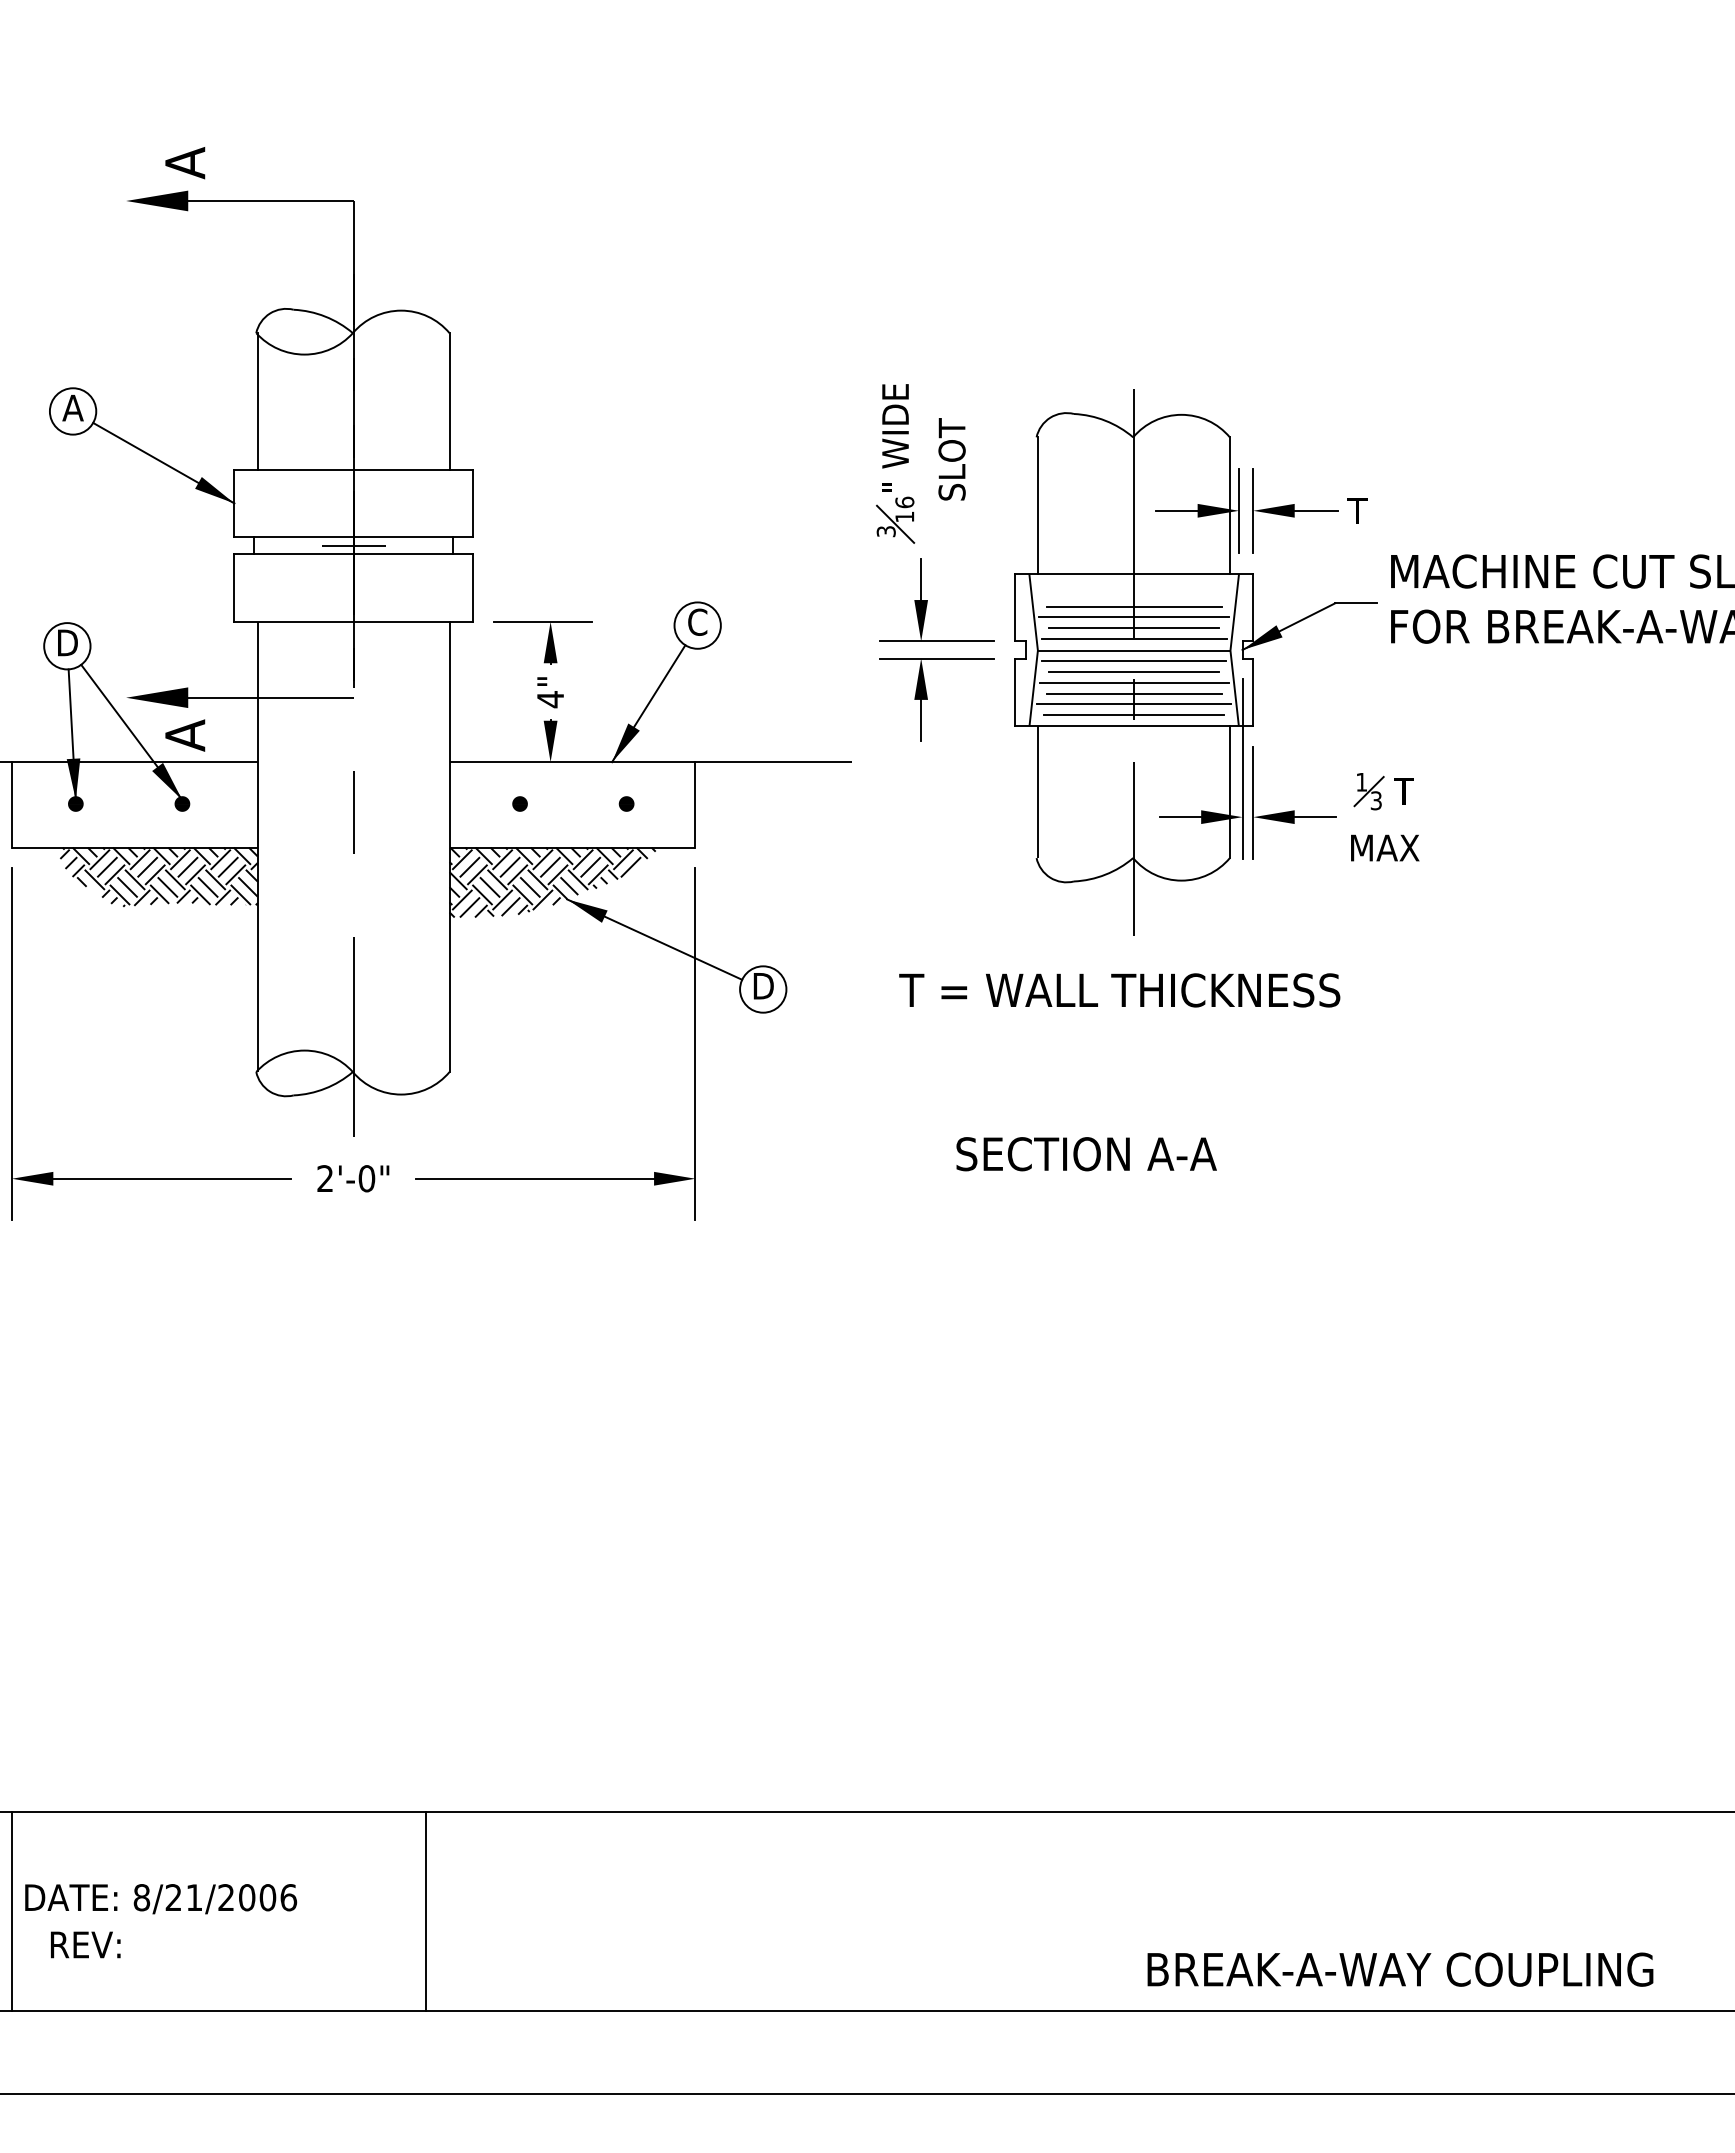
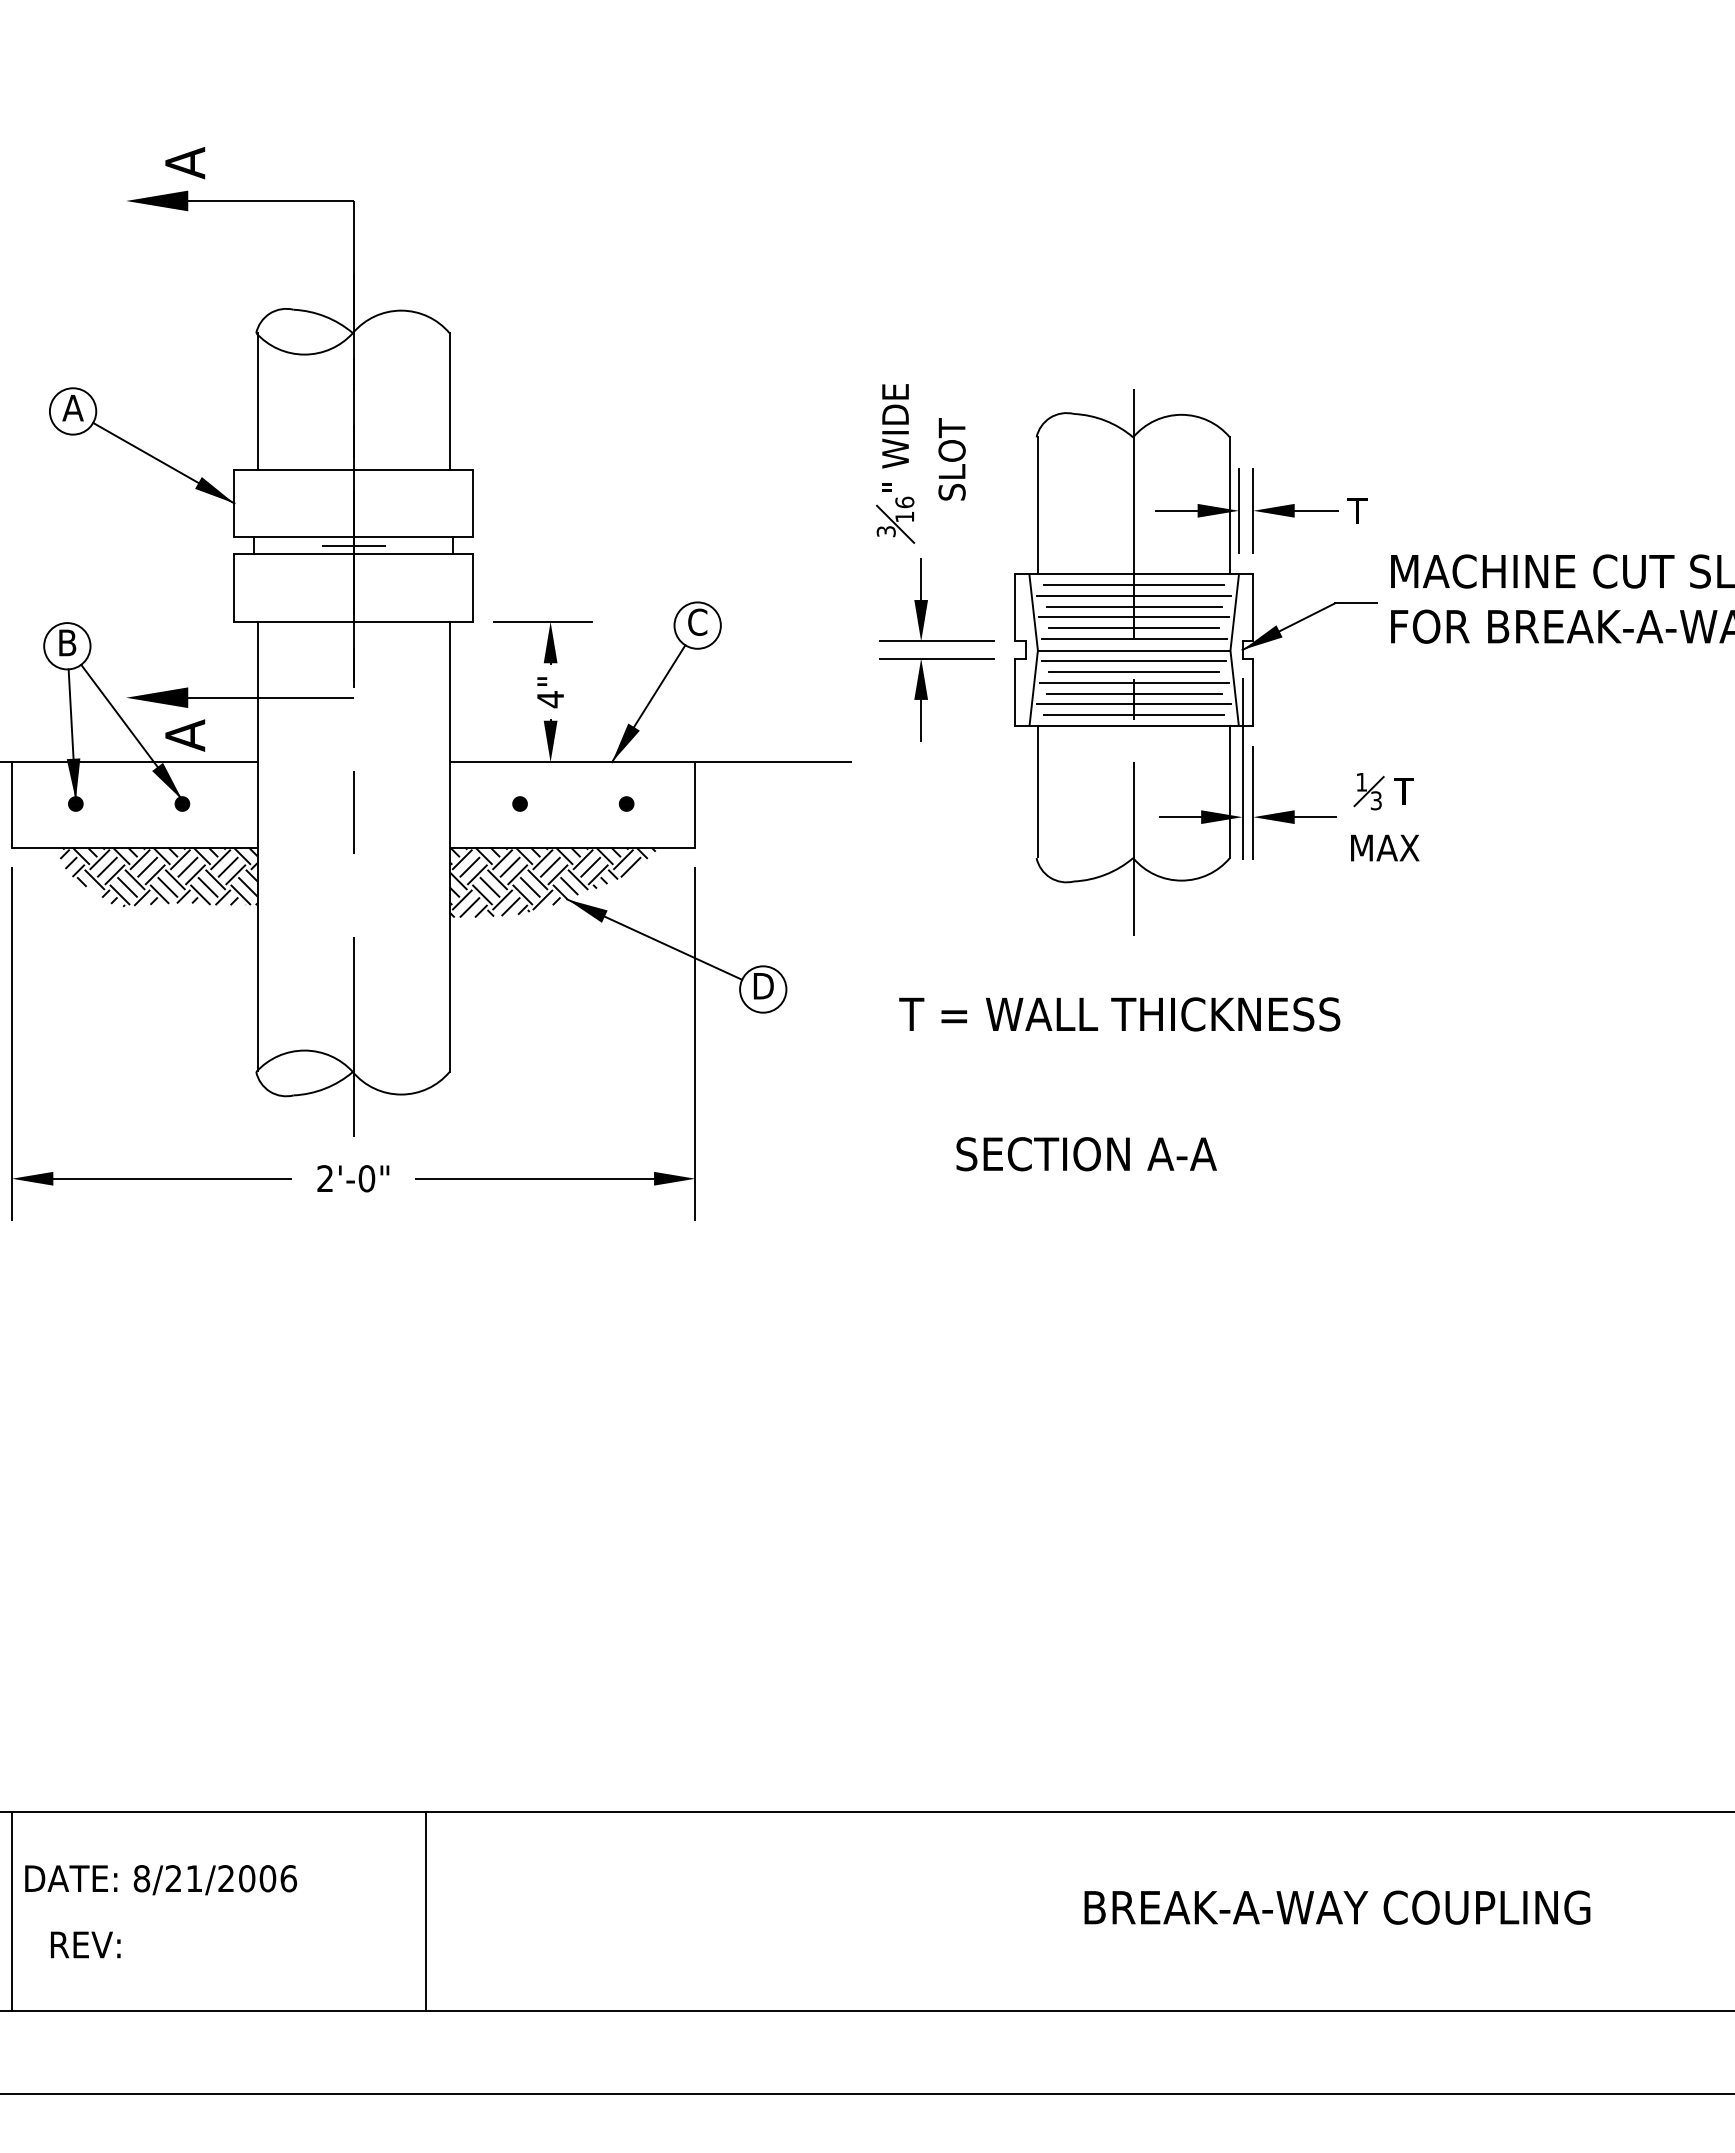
line: none -> present (1134, 584)
line: none -> present (1133, 595)
text: D -> B (67, 642)
text position: (1119, 990) -> (1119, 1014) (1119, 1014)
text position: (161, 1899) -> (161, 1880) (161, 1880)
text position: (1400, 1969) -> (1337, 1907) (1337, 1907)
